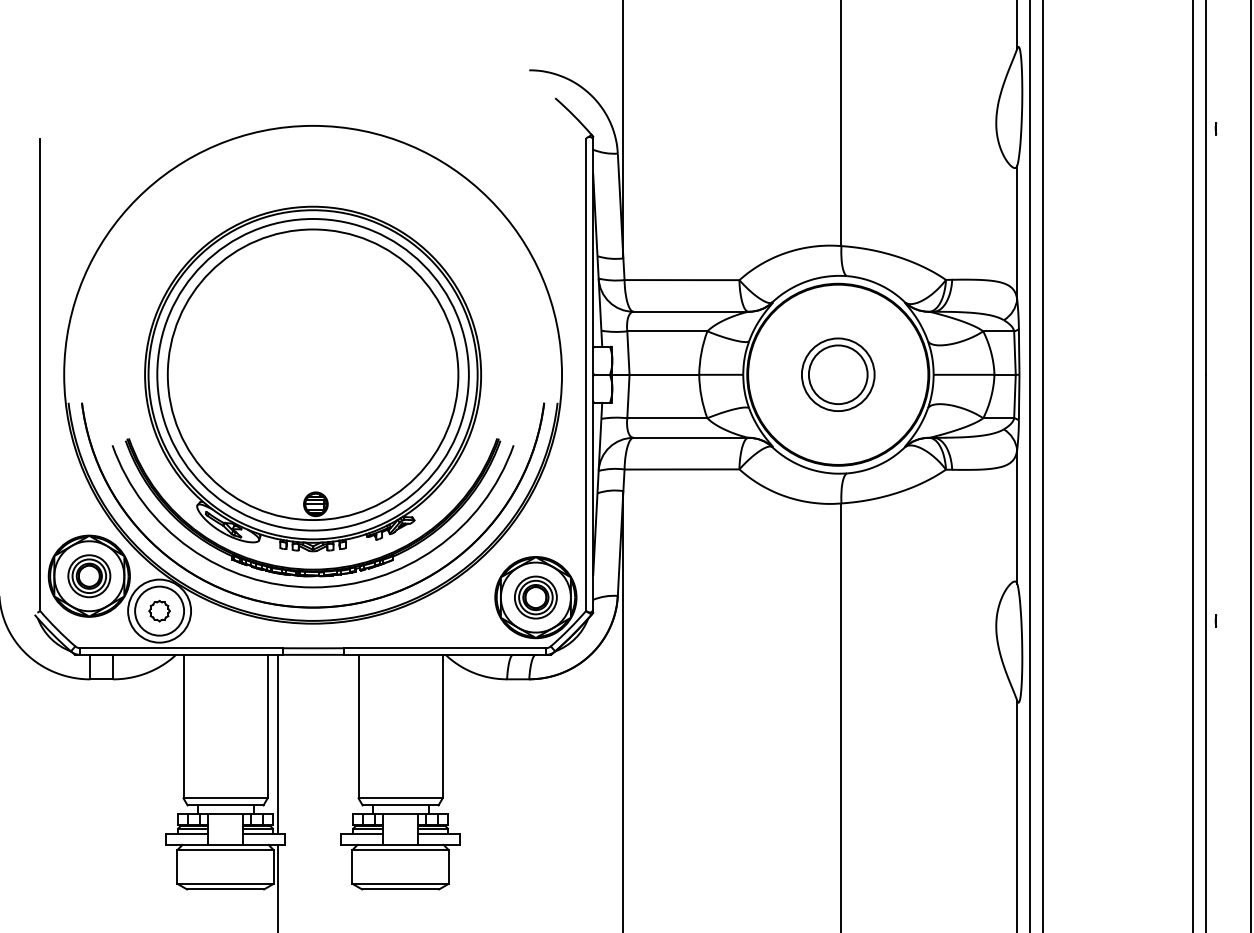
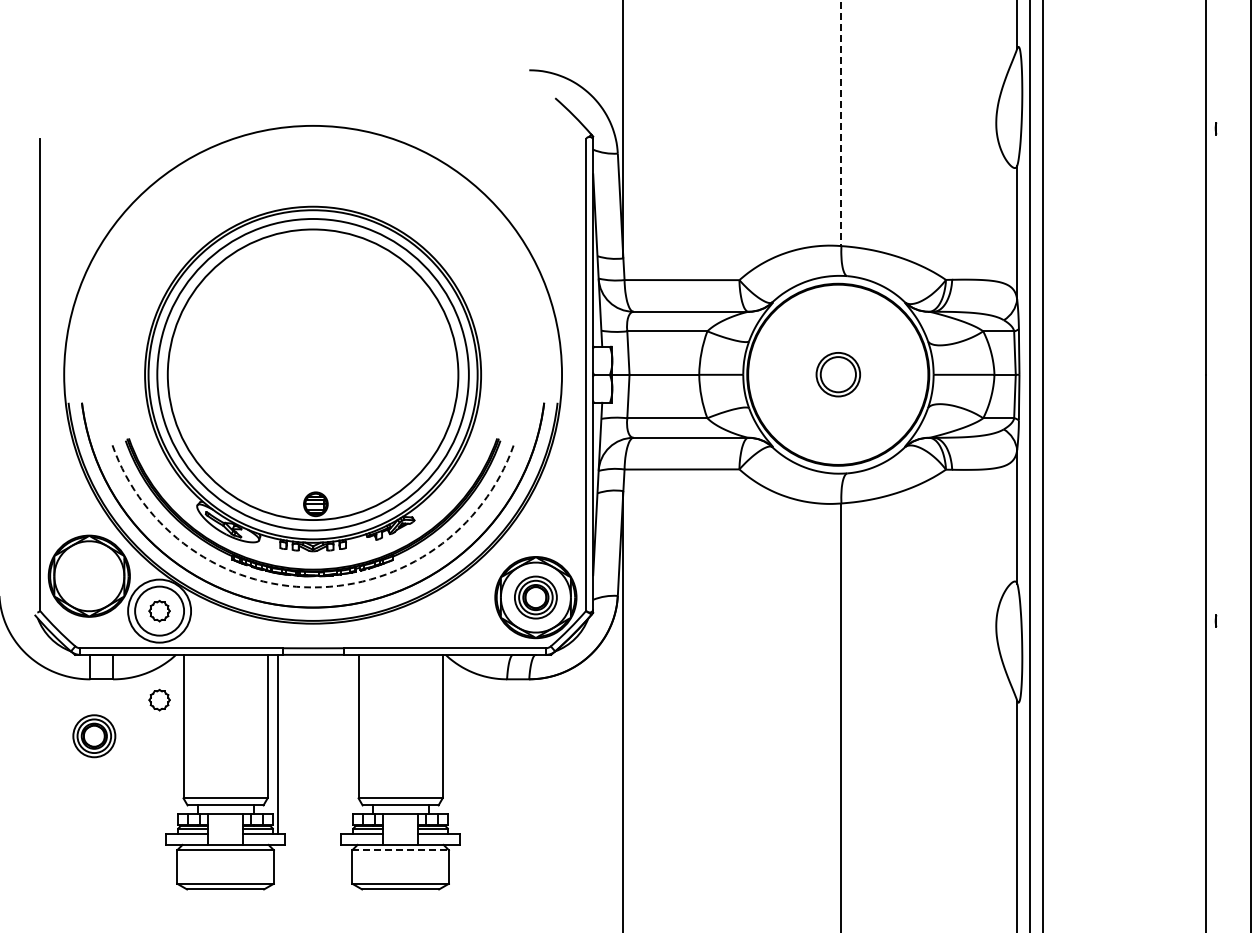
line: solid -> dashed (841, 123)
part size: 75x75 px -> 47x46 px (838, 374)
line: present -> none (1193, 465)
part position: (89, 576) -> (94, 736) (94, 736)
arc: solid -> dashed (313, 587)
part: none -> present (159, 699)
line: solid -> dashed (401, 850)
line: present -> none (278, 886)
